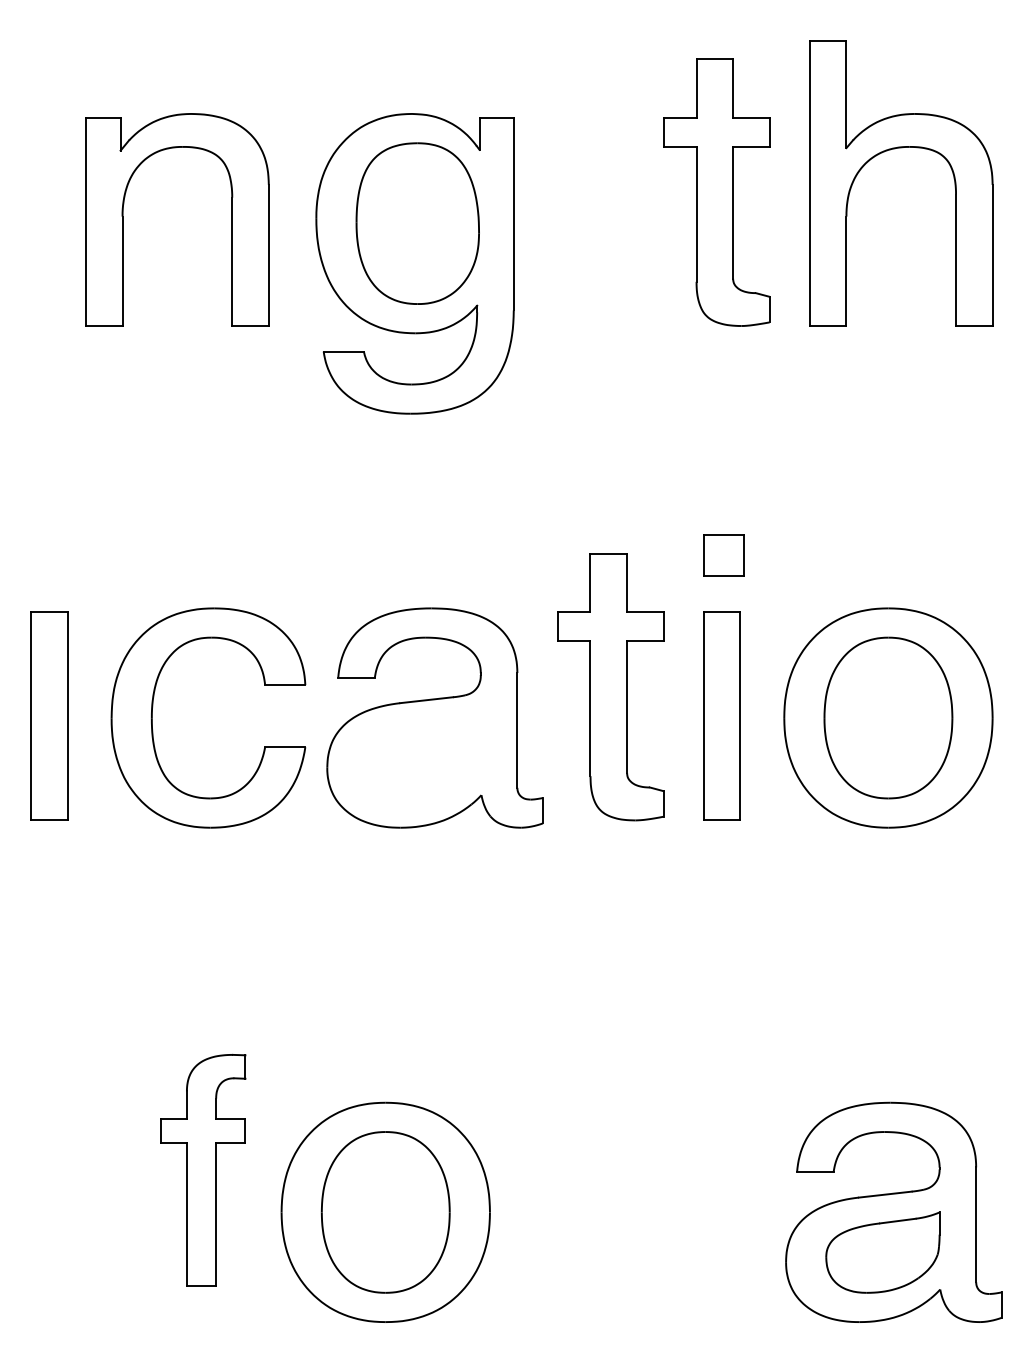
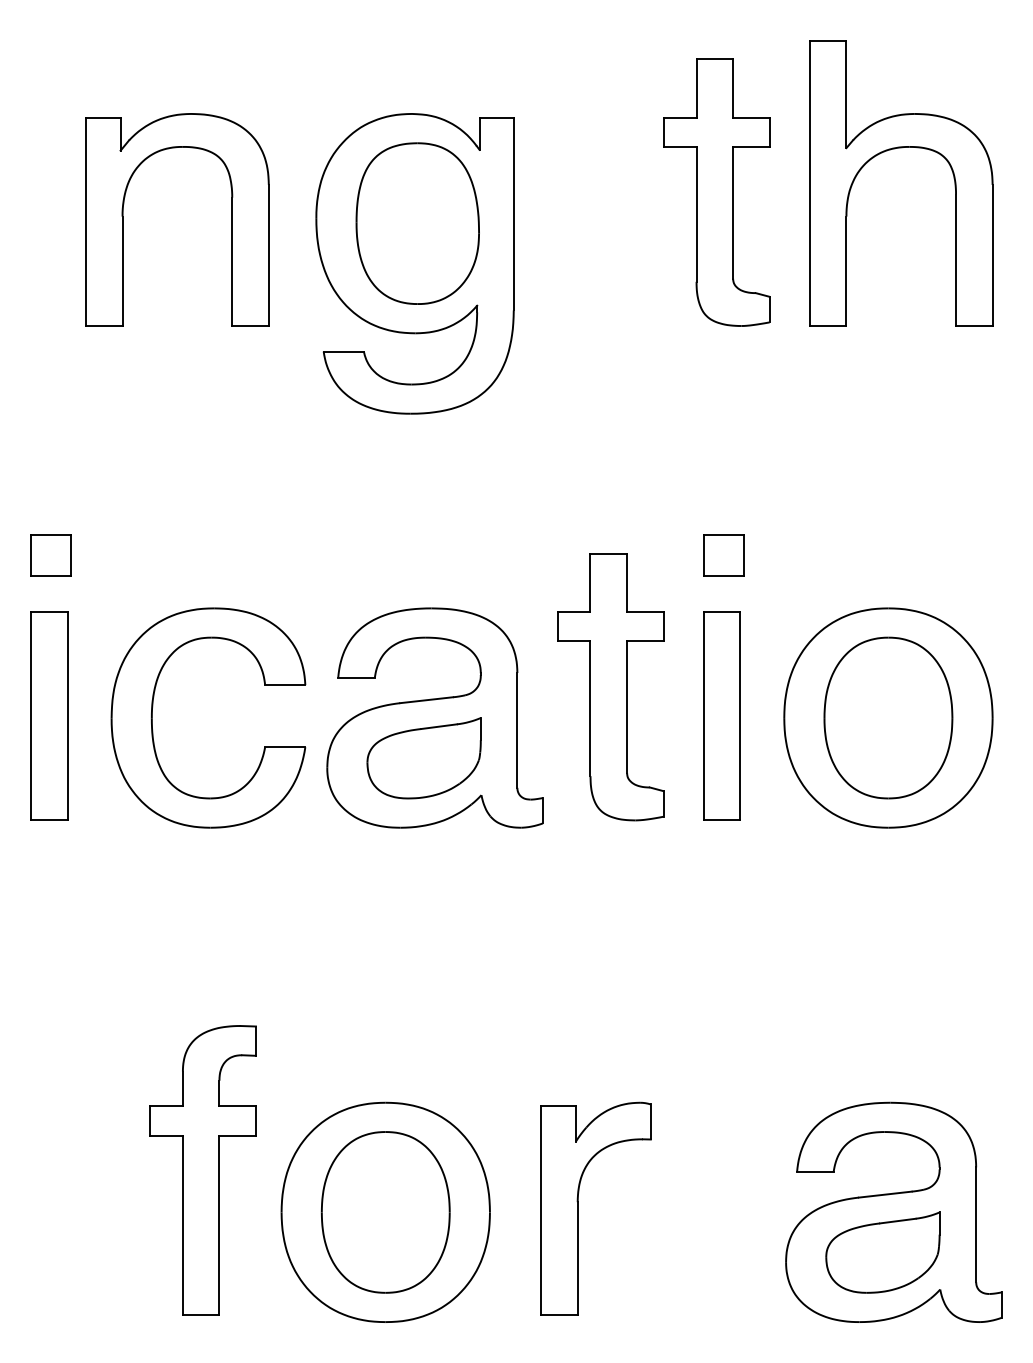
part: none -> present (50, 555)
part: none -> present (423, 758)
part size: 87x234 px -> 108x291 px (202, 1170)
part: none -> present (578, 1208)
